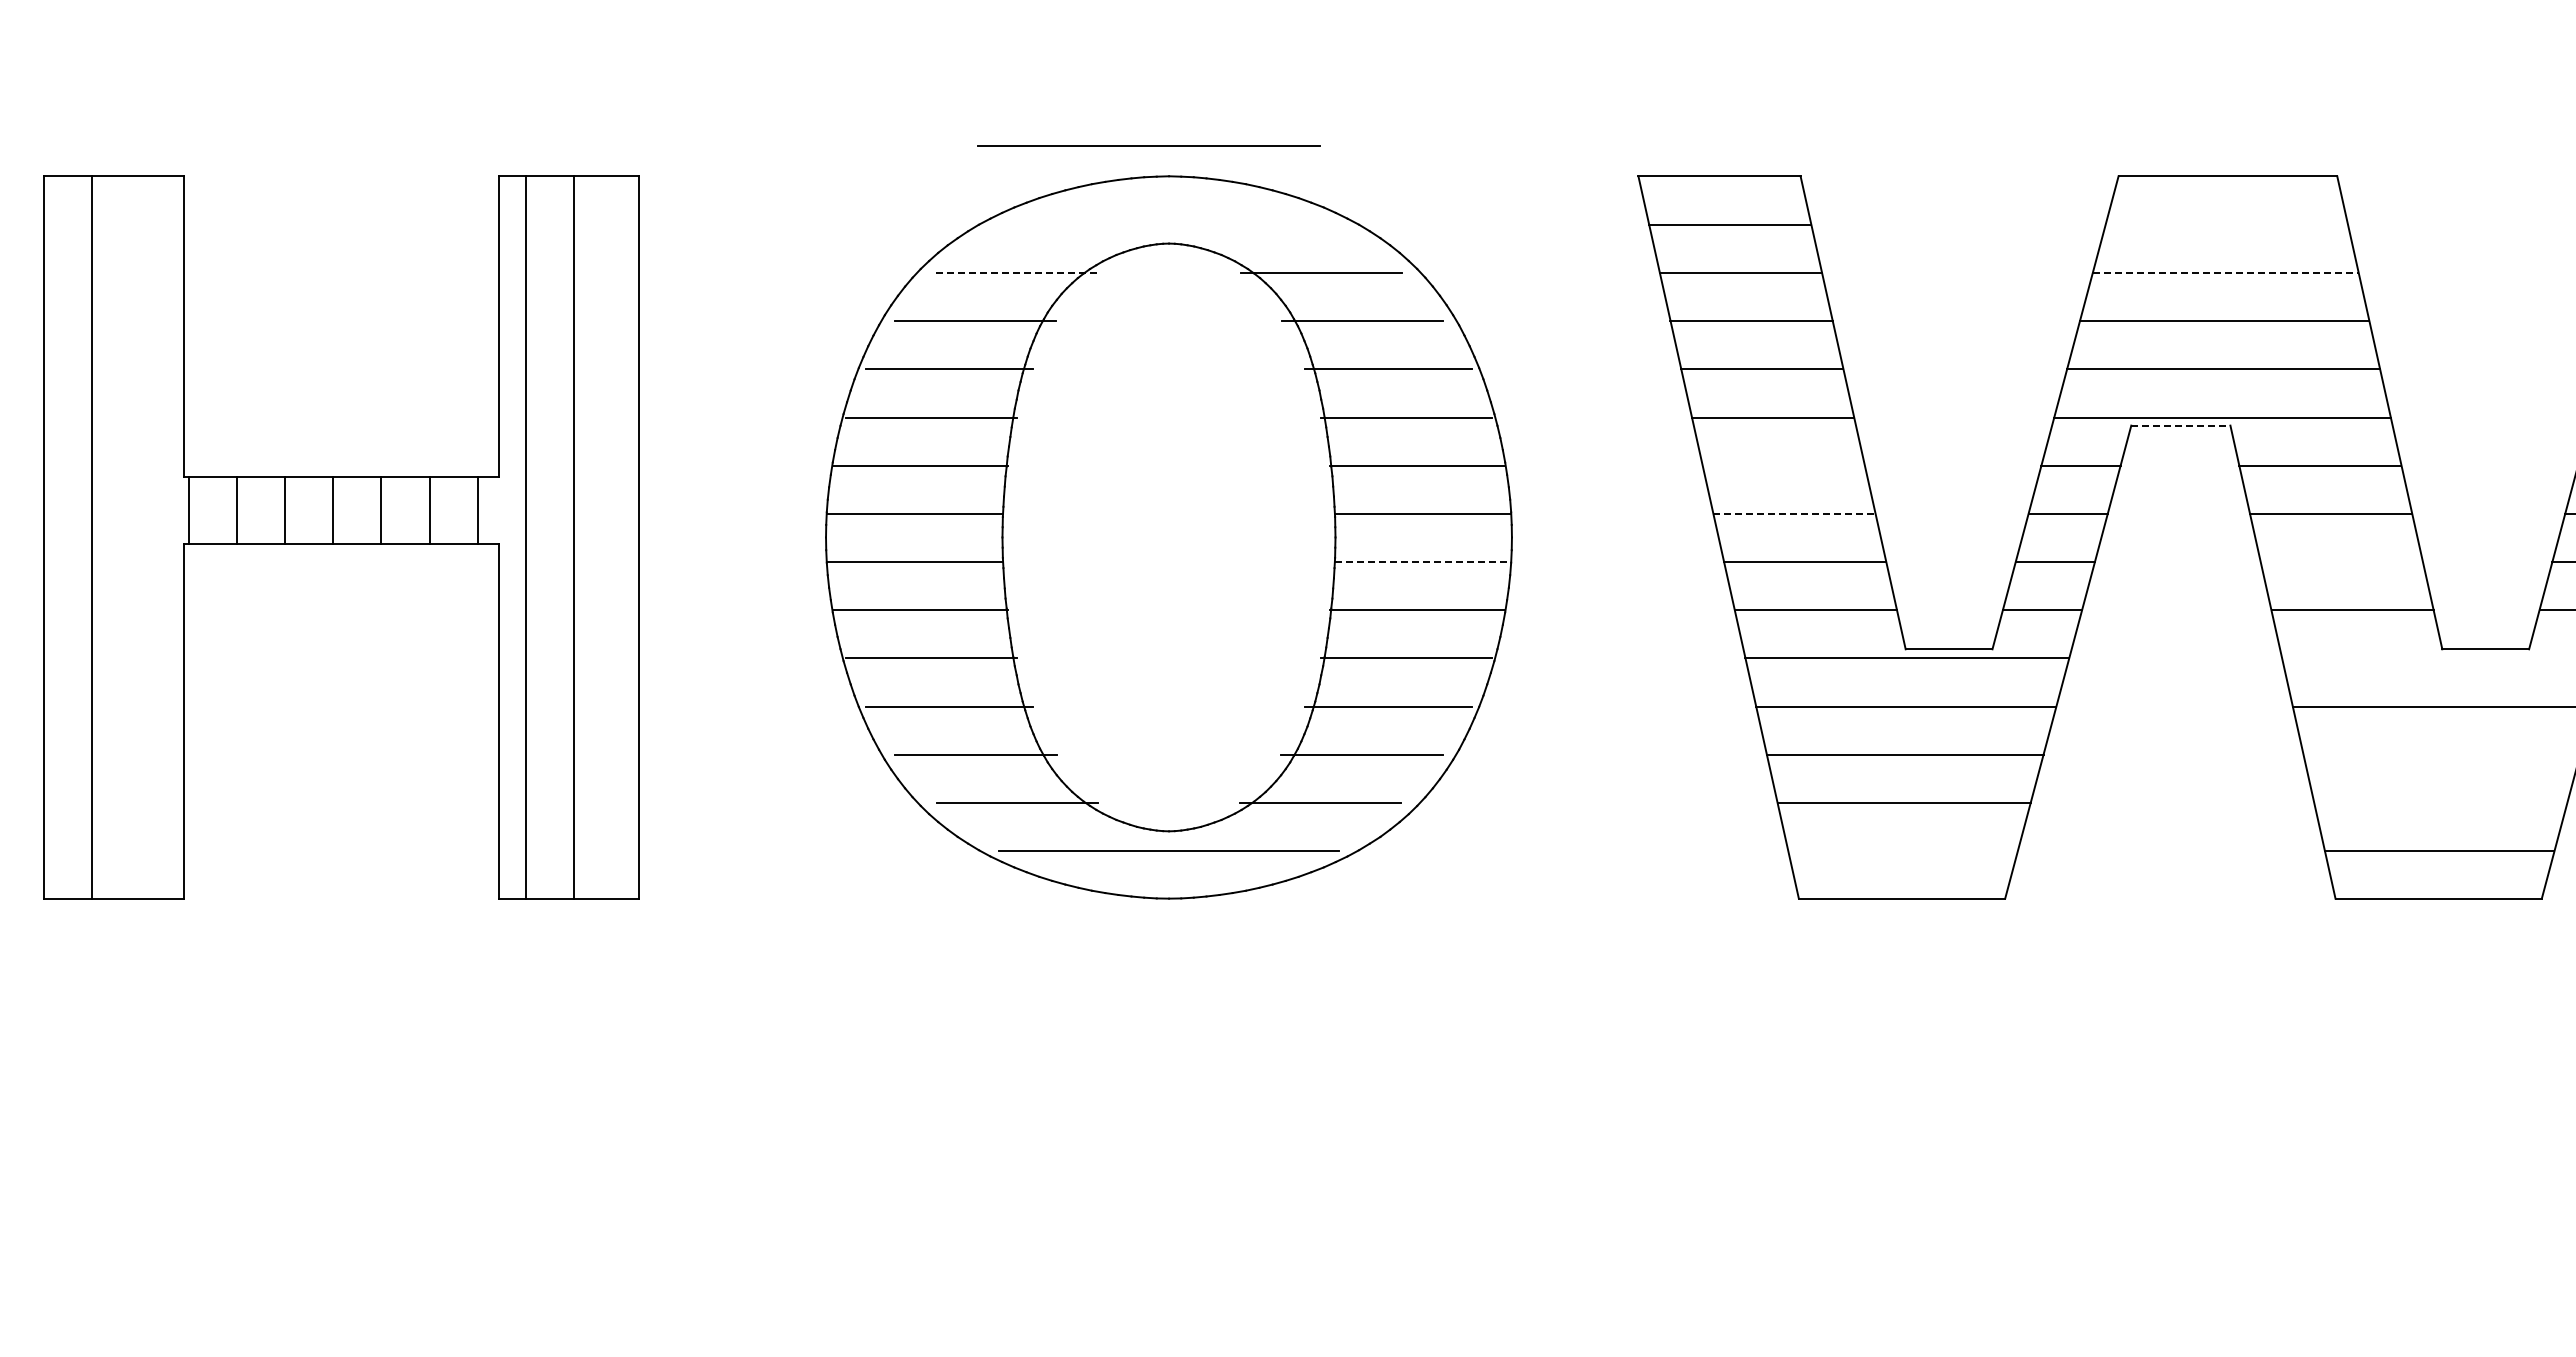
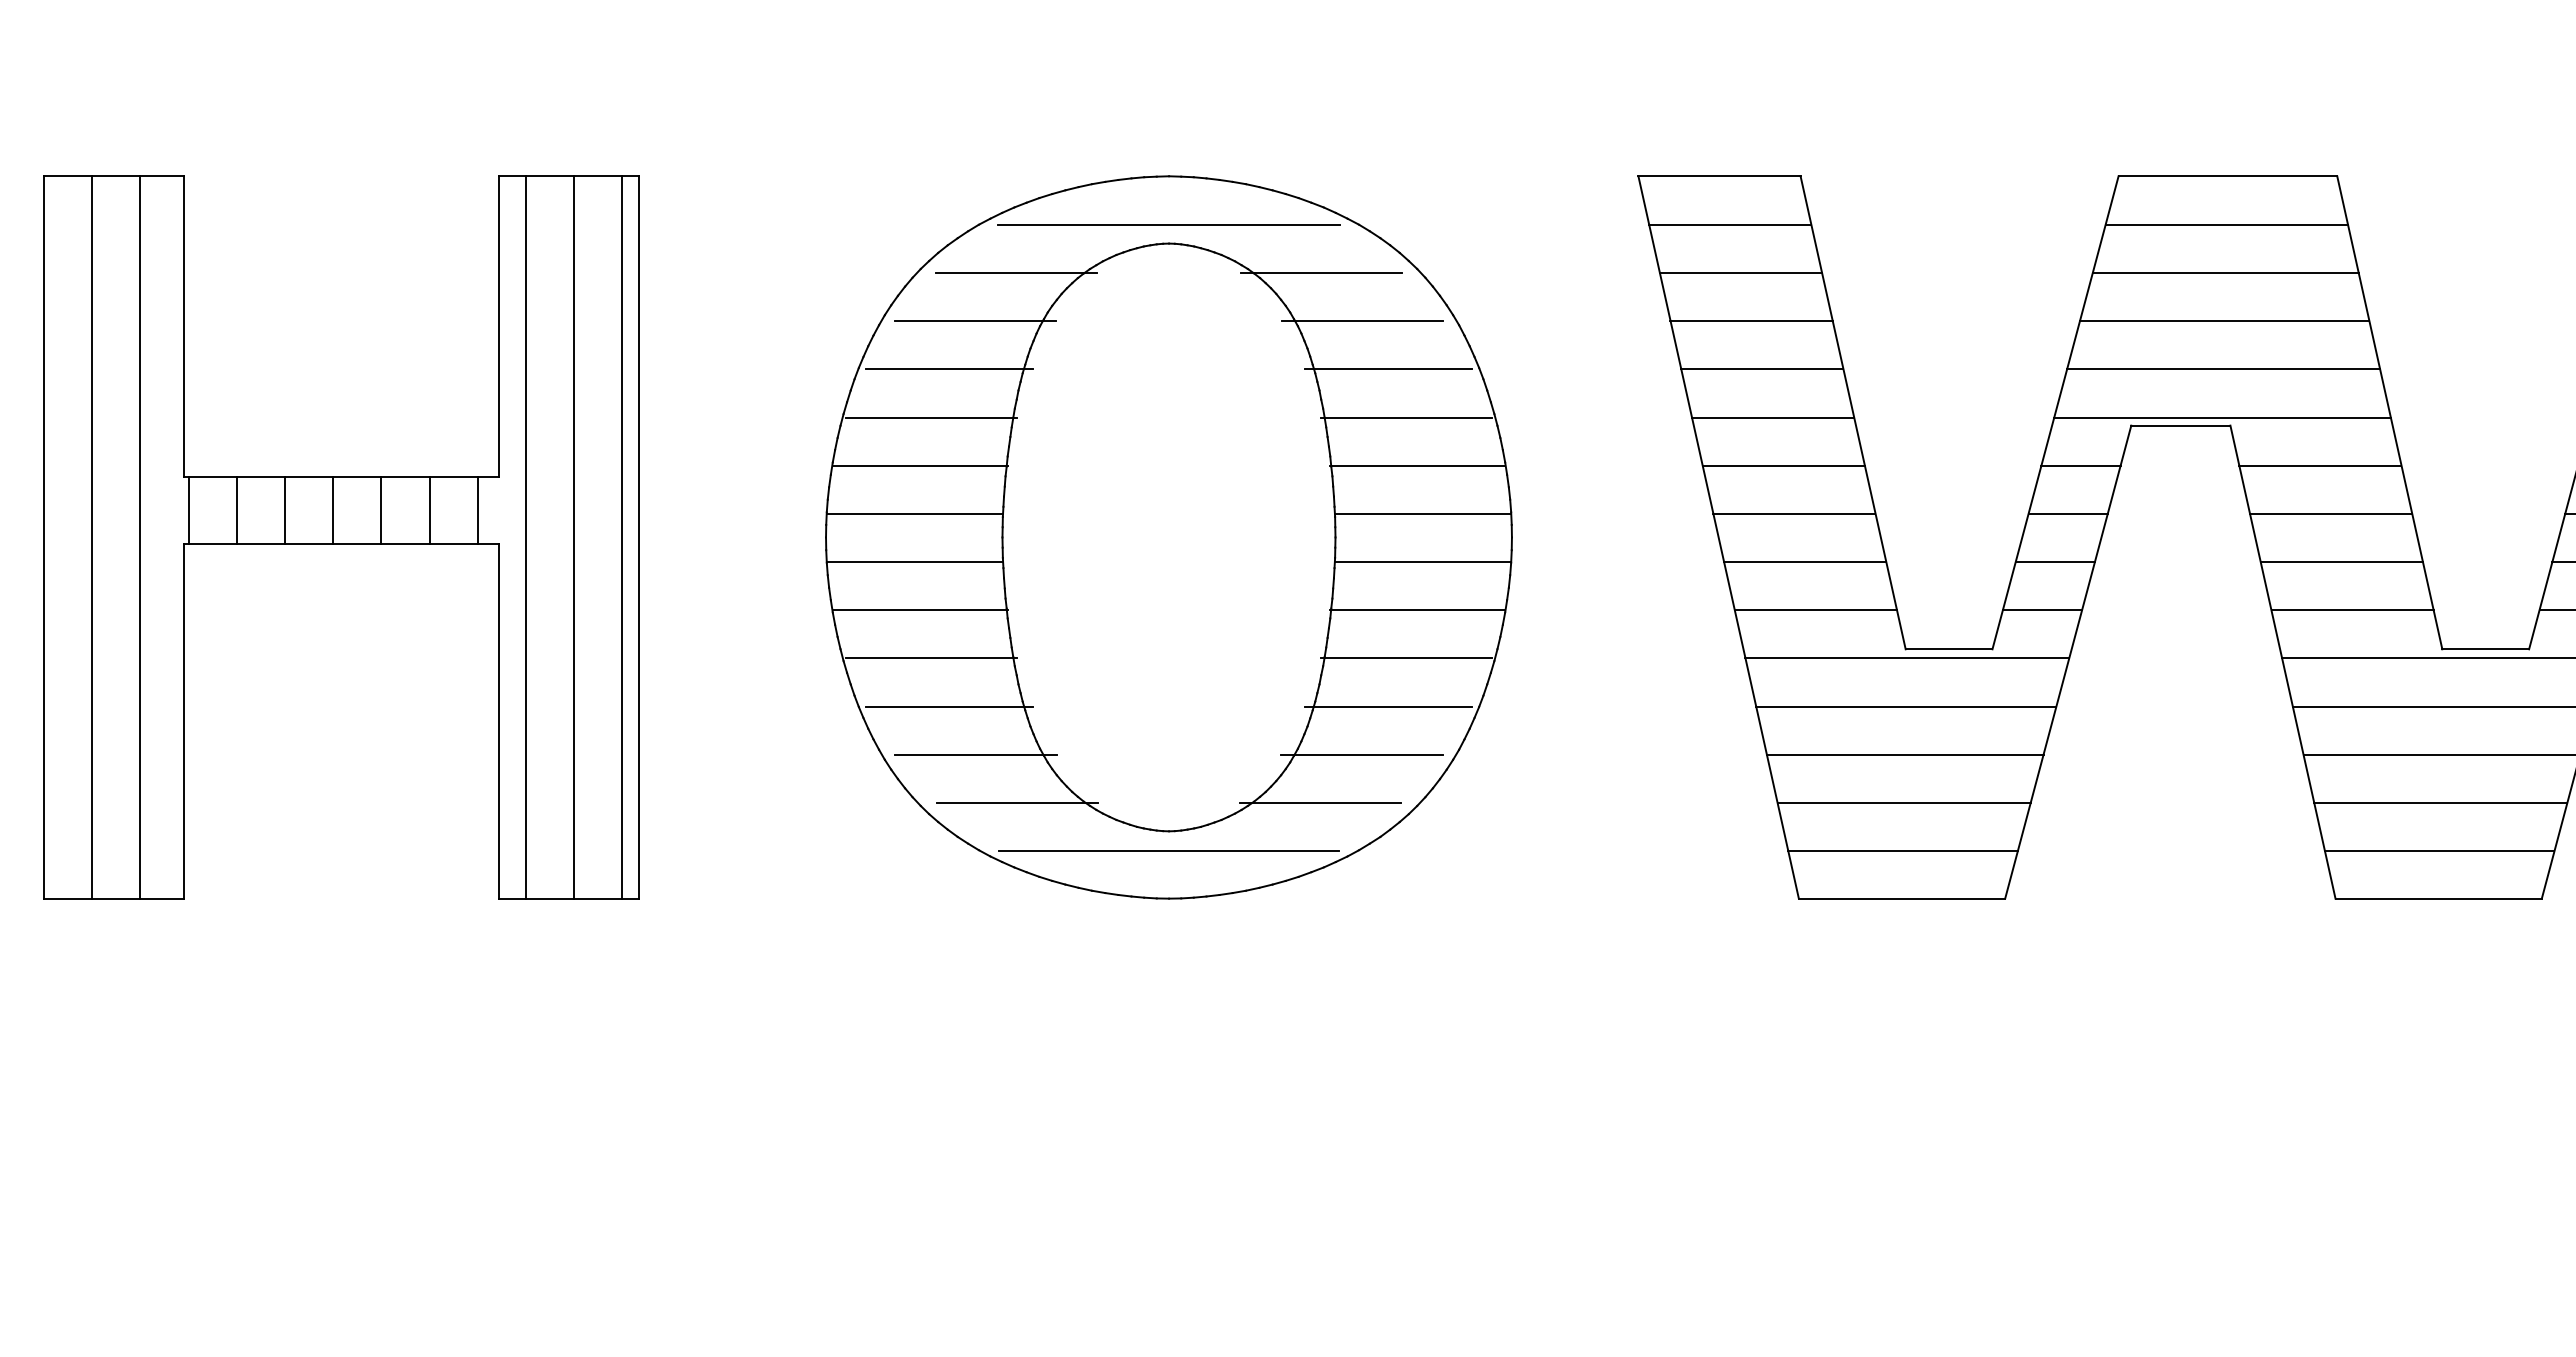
line position: (1148, 145) -> (1168, 224) (1168, 224)
line: none -> present (2226, 224)
line: dashed -> solid (1016, 272)
line: dashed -> solid (2225, 272)
line: dashed -> solid (2180, 425)
line: none -> present (1783, 465)
line: dashed -> solid (1794, 513)
line: none -> present (140, 537)
line: none -> present (622, 537)
line: dashed -> solid (1423, 561)
line: none -> present (2341, 561)
line: none -> present (2427, 658)
line: none -> present (2437, 754)
line: none -> present (2440, 803)
line: none -> present (1902, 851)
